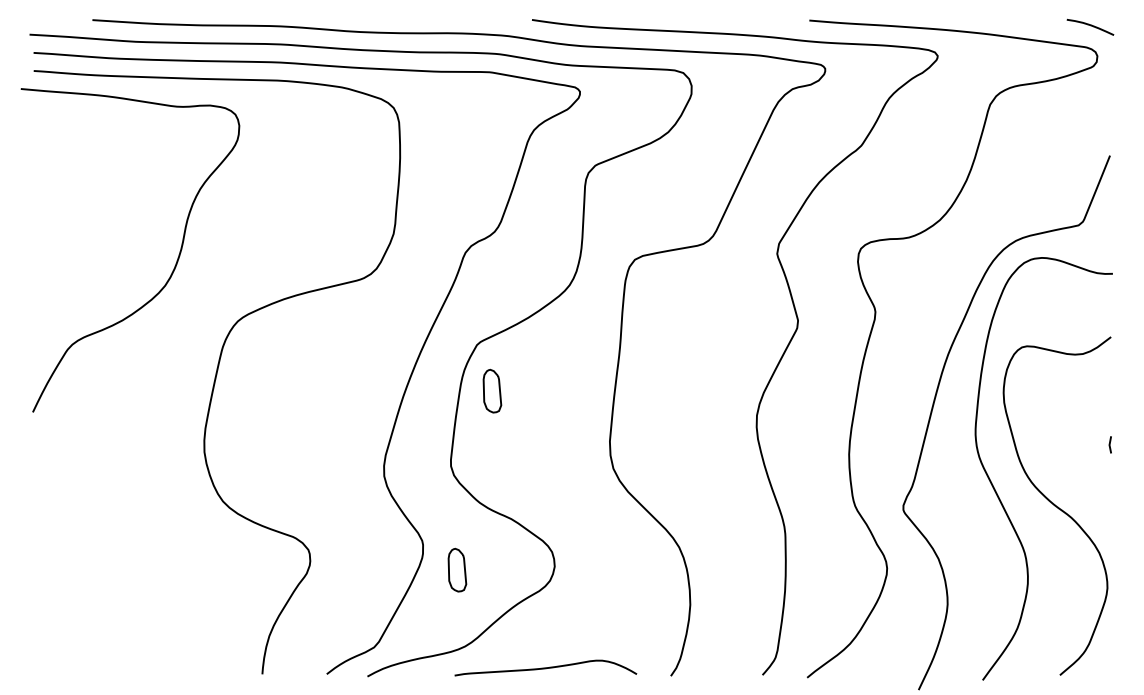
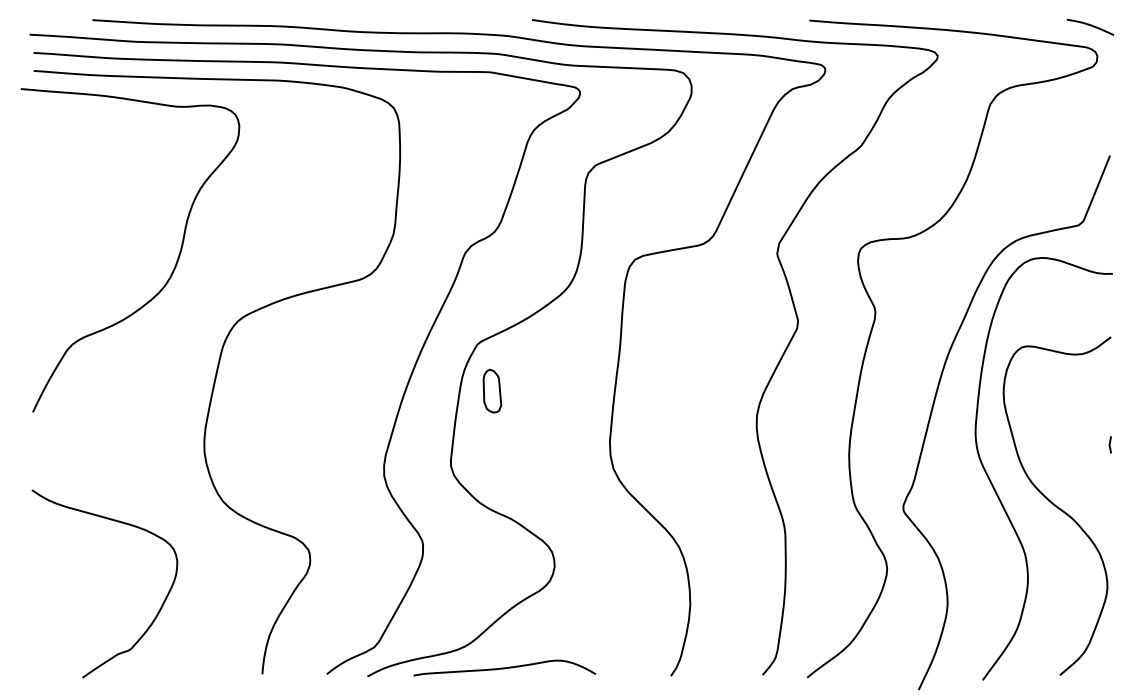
part: present -> none (457, 569)
curve: none -> present (158, 610)
curve position: (545, 667) -> (504, 667) (504, 667)
